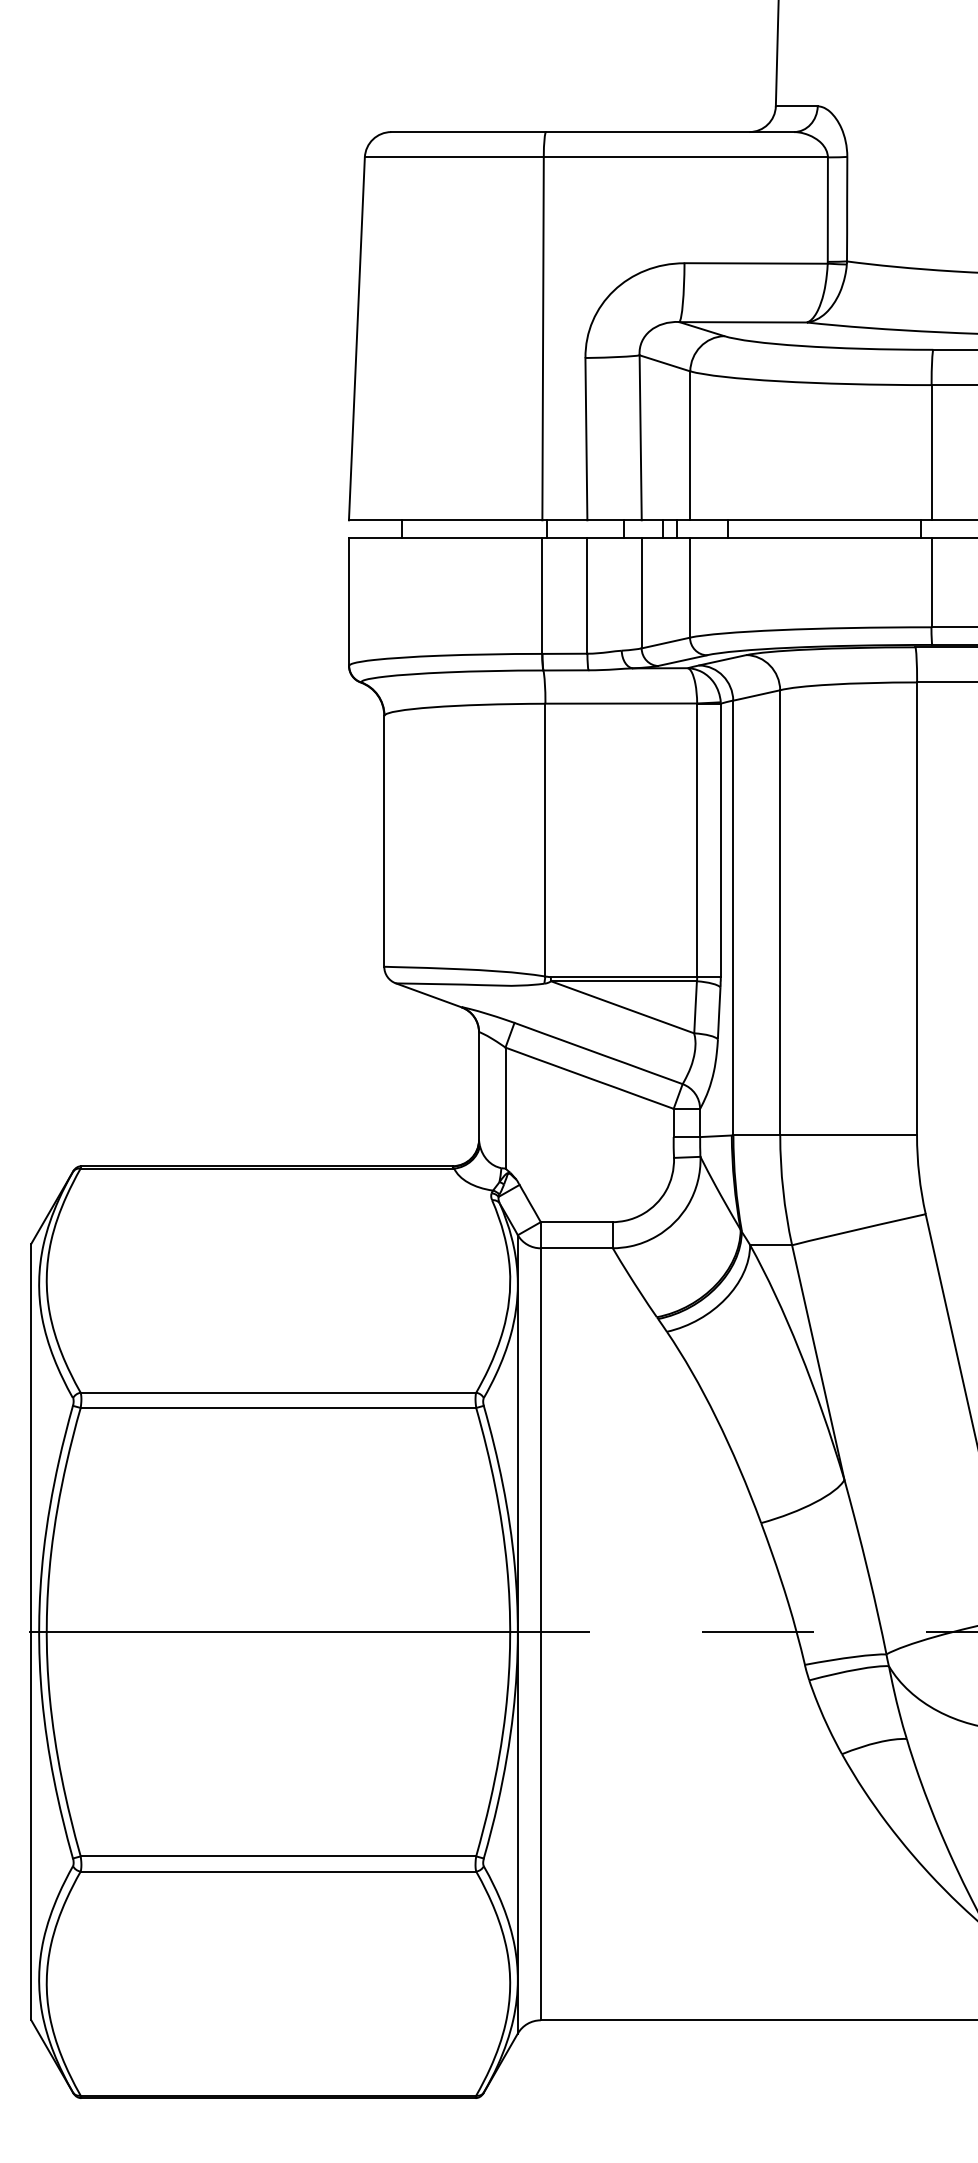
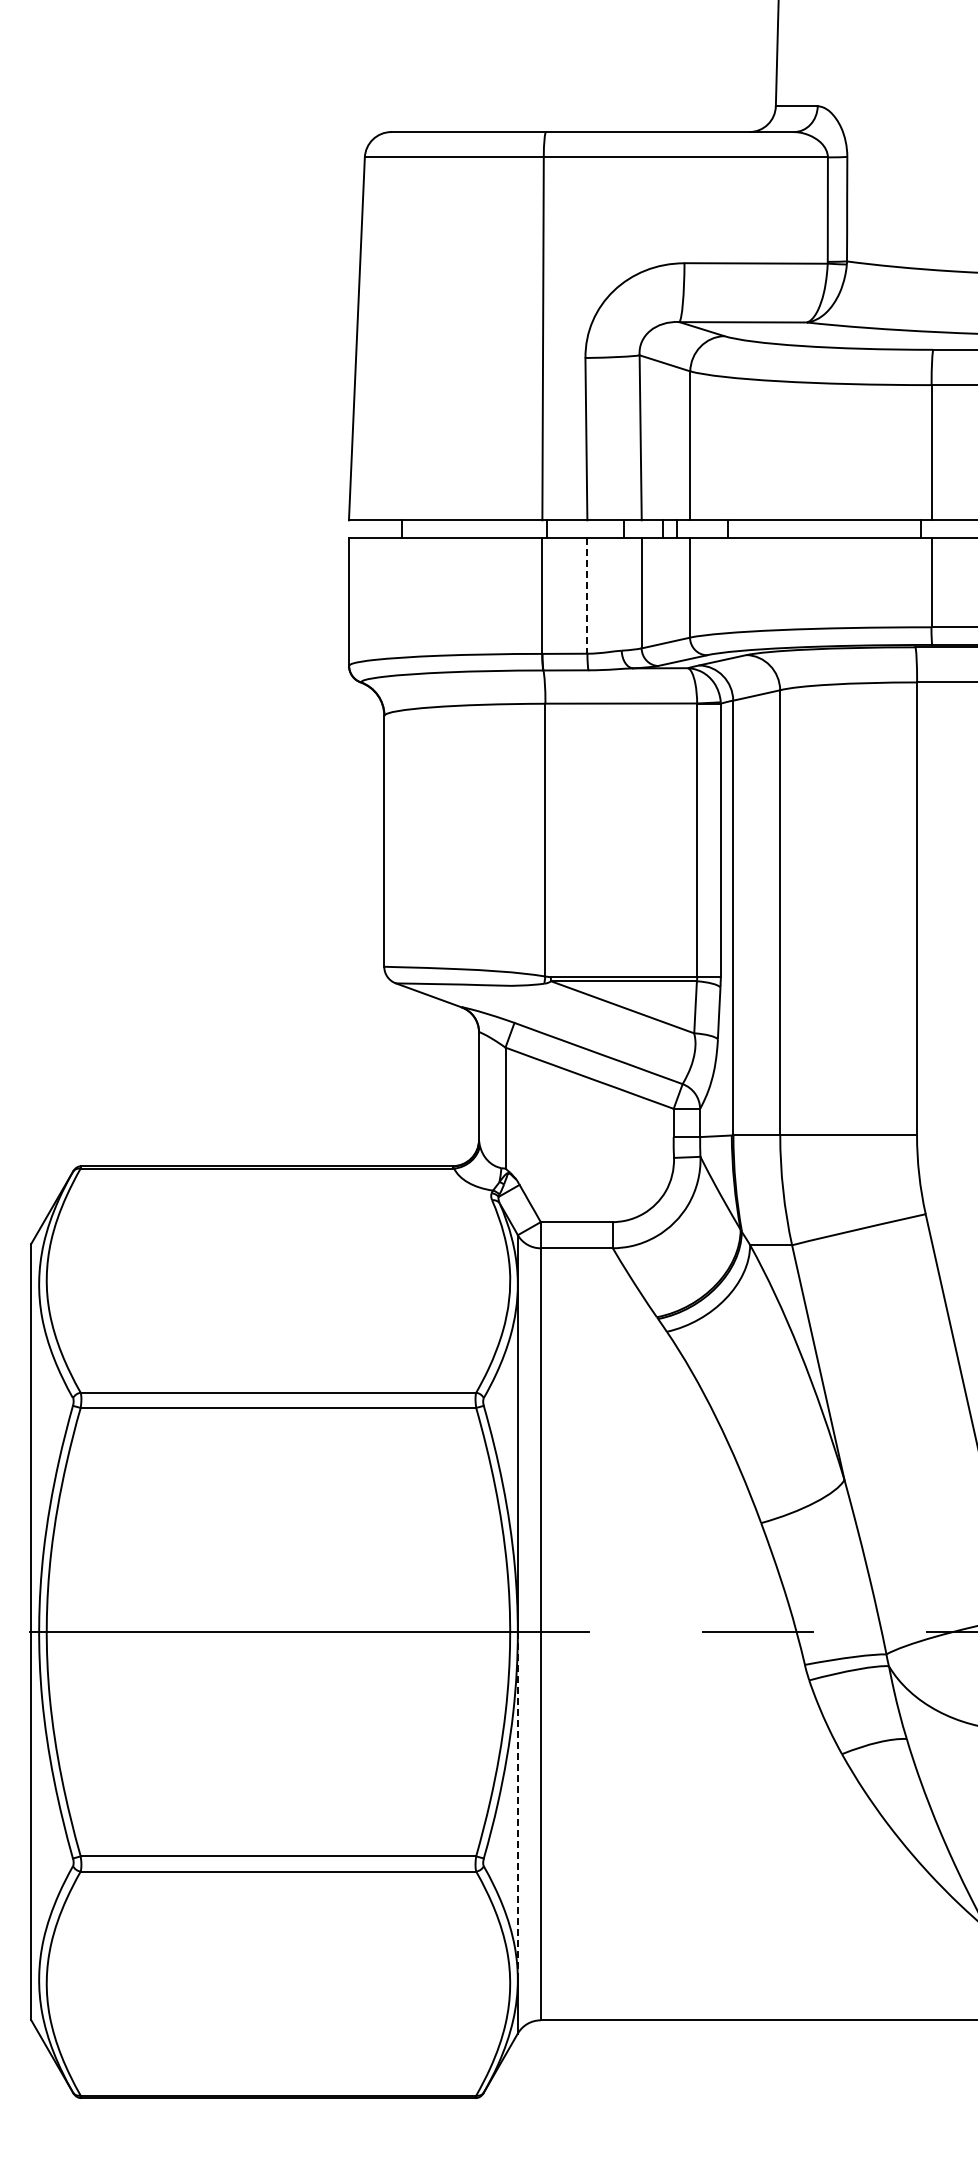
line: solid -> dashed (587, 595)
line: solid -> dashed (517, 1806)
